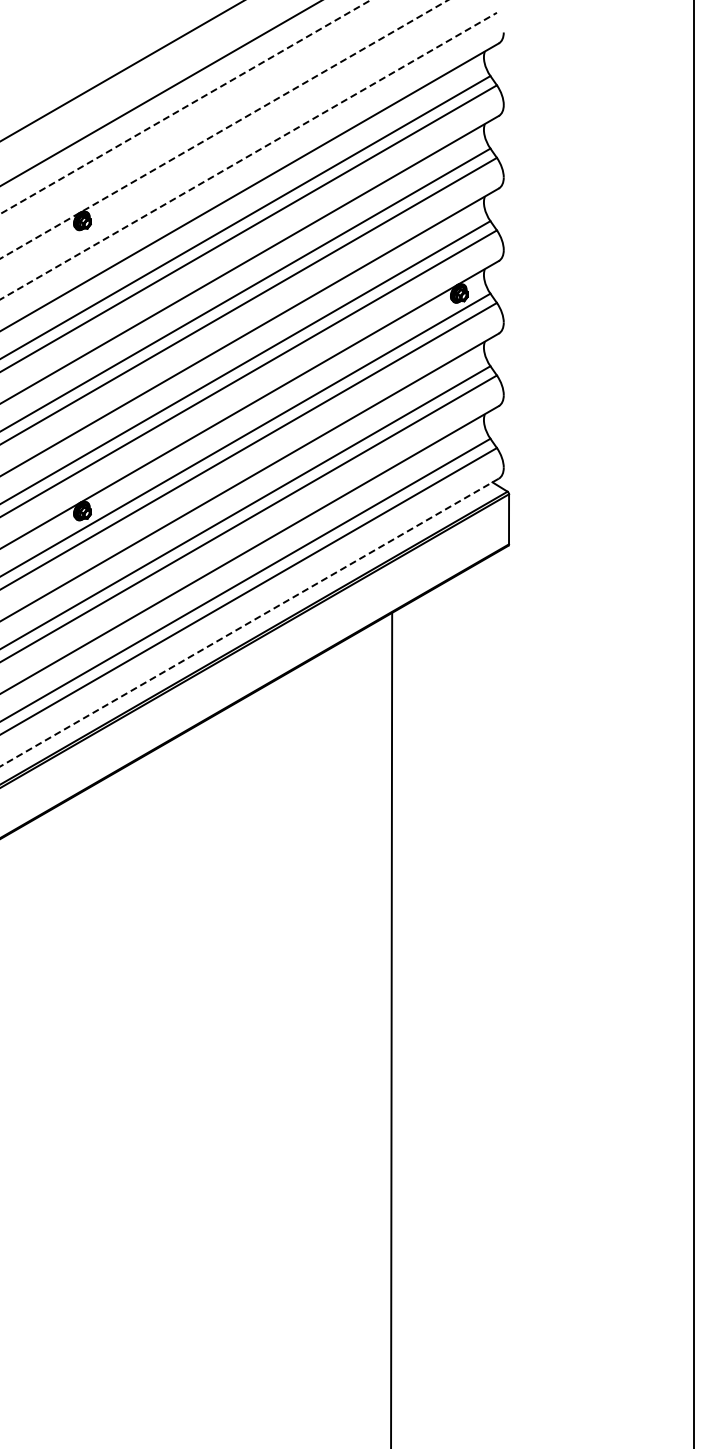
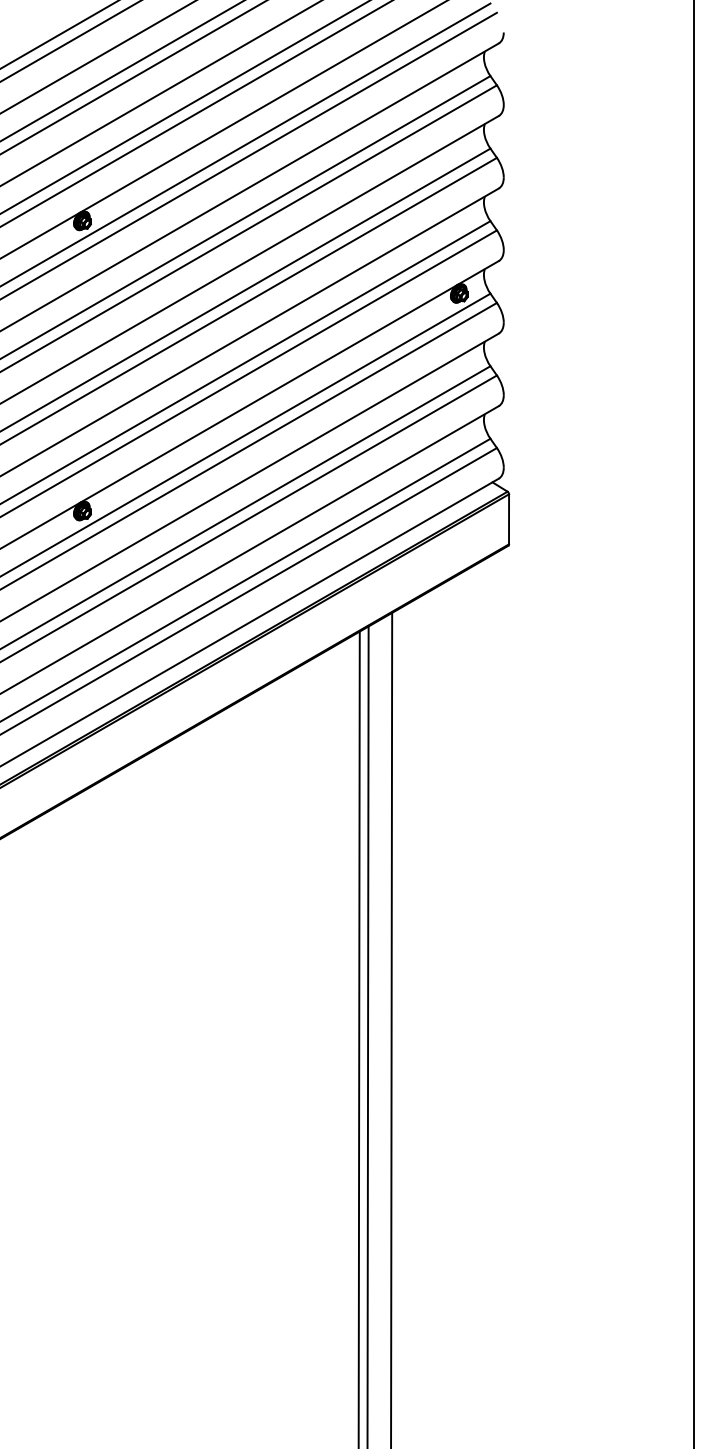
line: none -> present (59, 34)
line: none -> present (70, 41)
line: none -> present (97, 57)
line: none -> present (132, 77)
line: dashed -> solid (185, 107)
line: none -> present (195, 113)
line: dashed -> solid (223, 129)
line: none -> present (246, 144)
line: dashed -> solid (249, 155)
line: dashed -> solid (249, 622)
line: none -> present (367, 1035)
line: none -> present (358, 1038)
